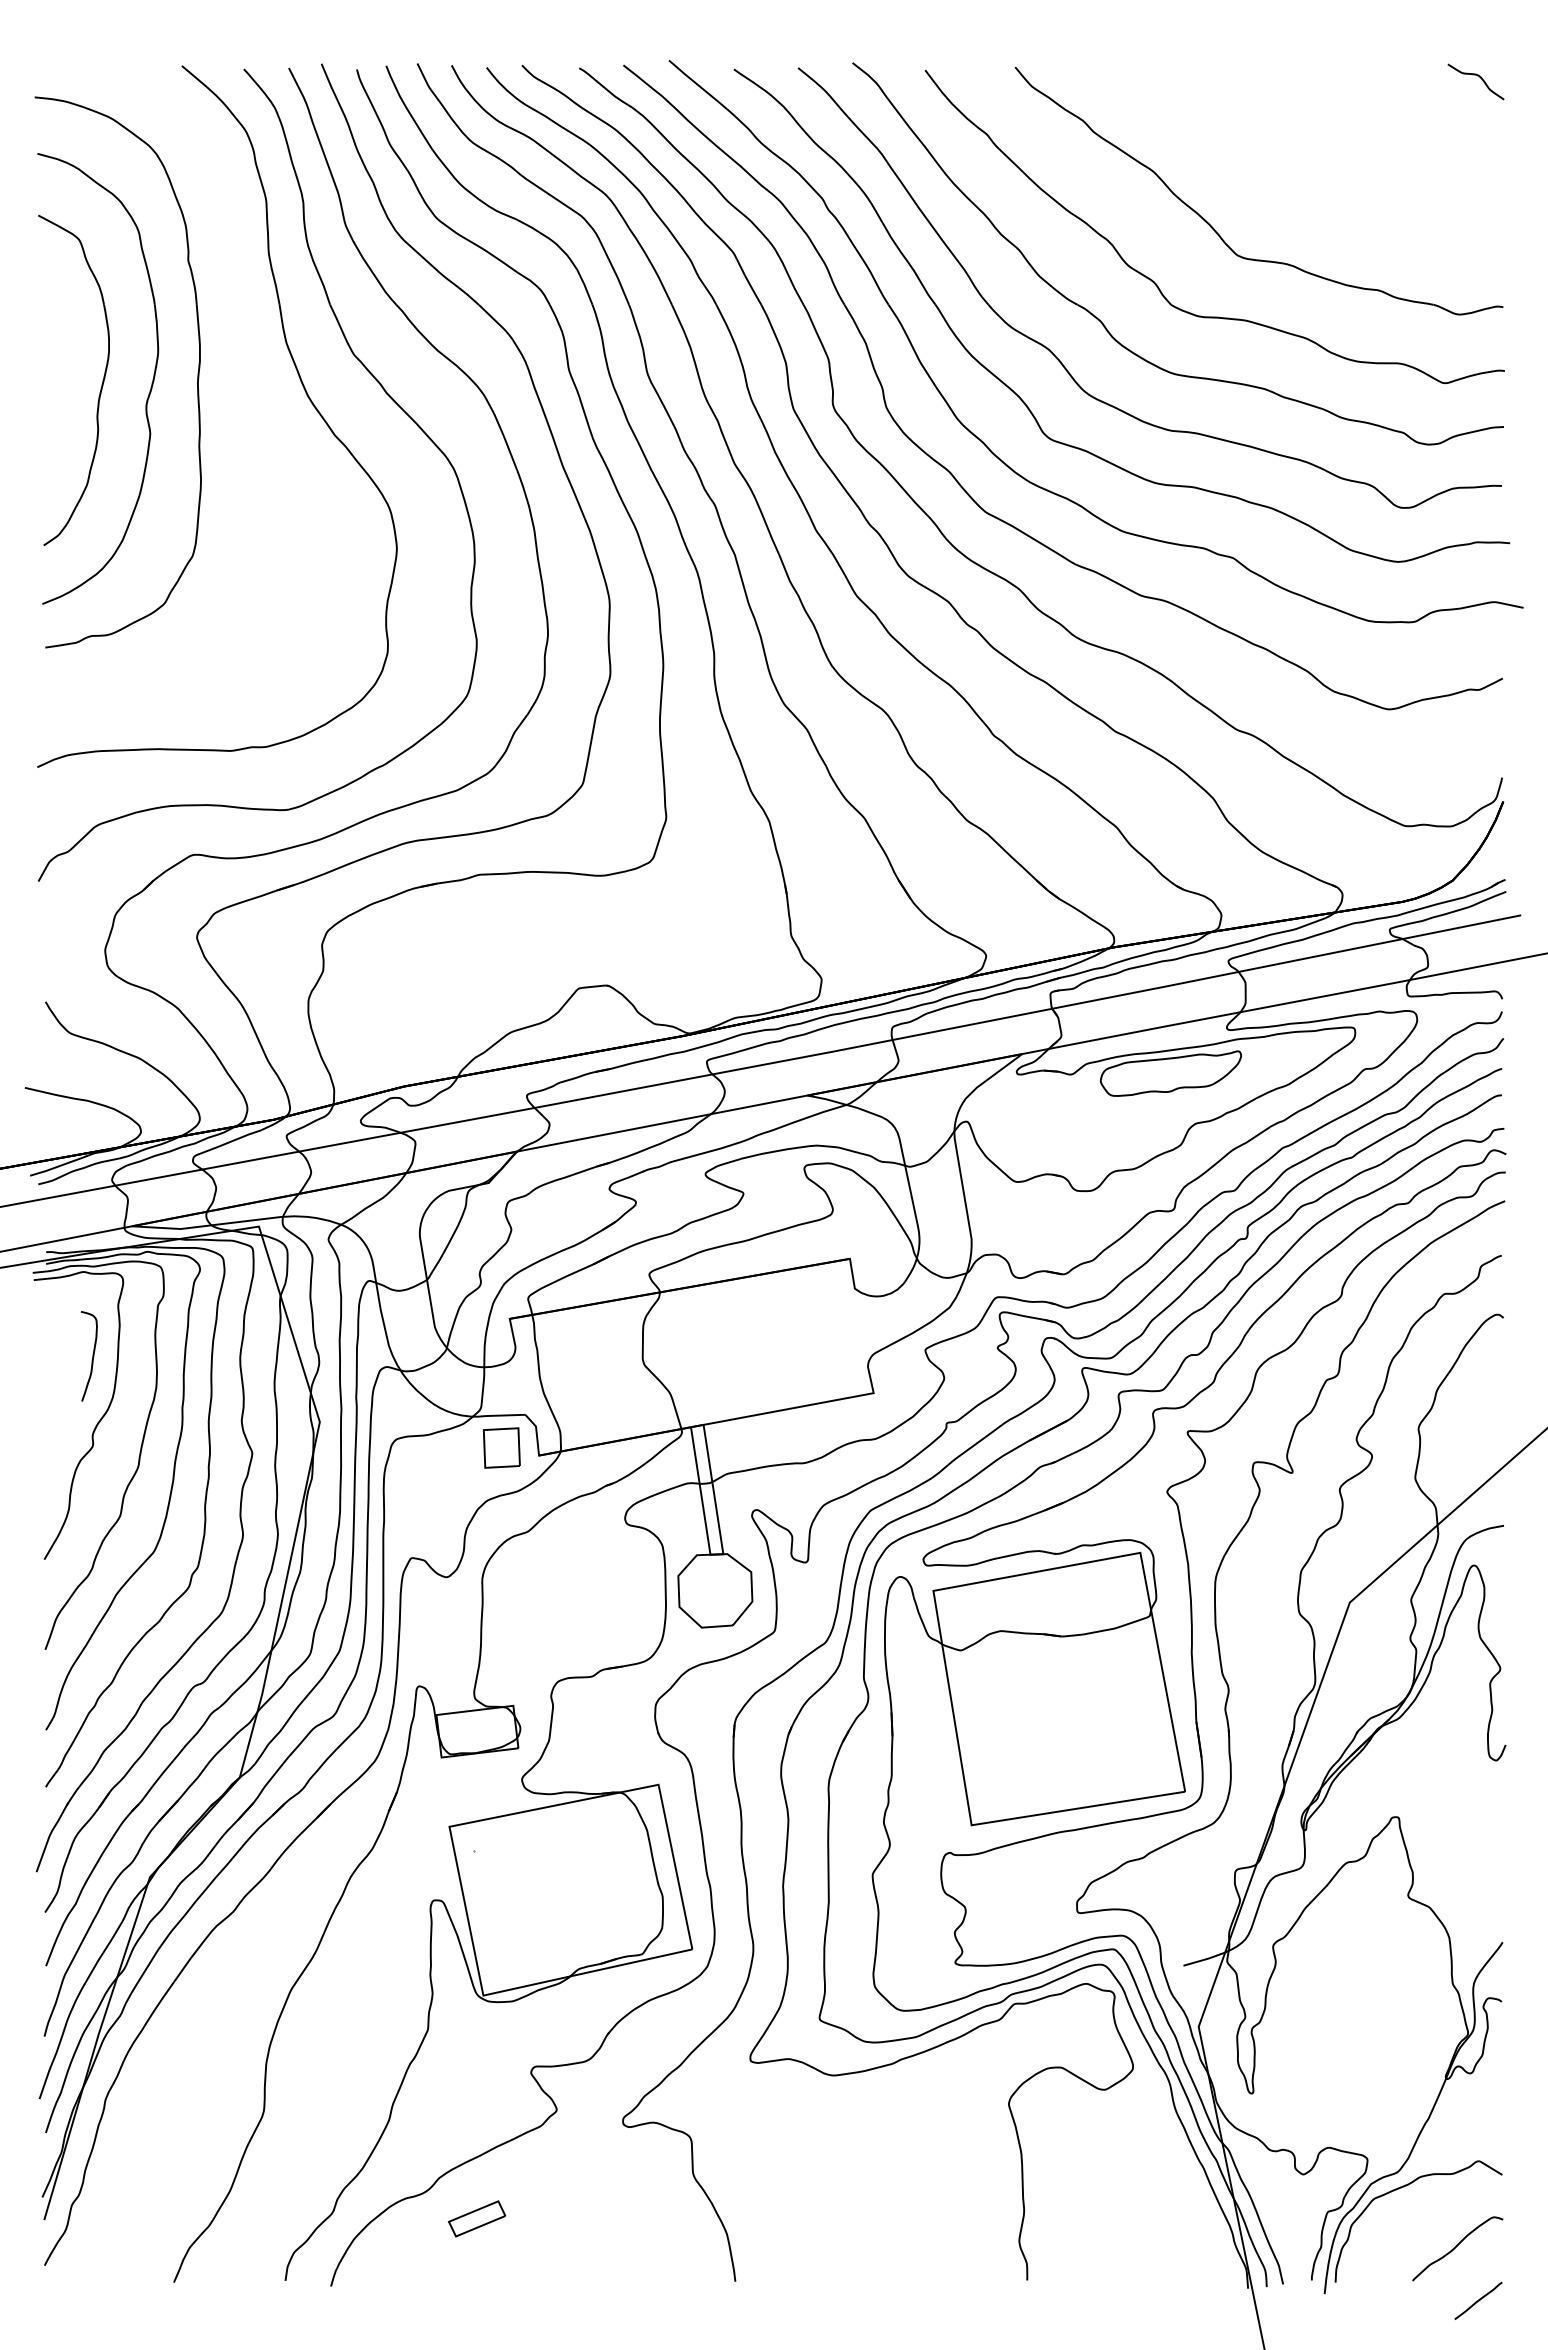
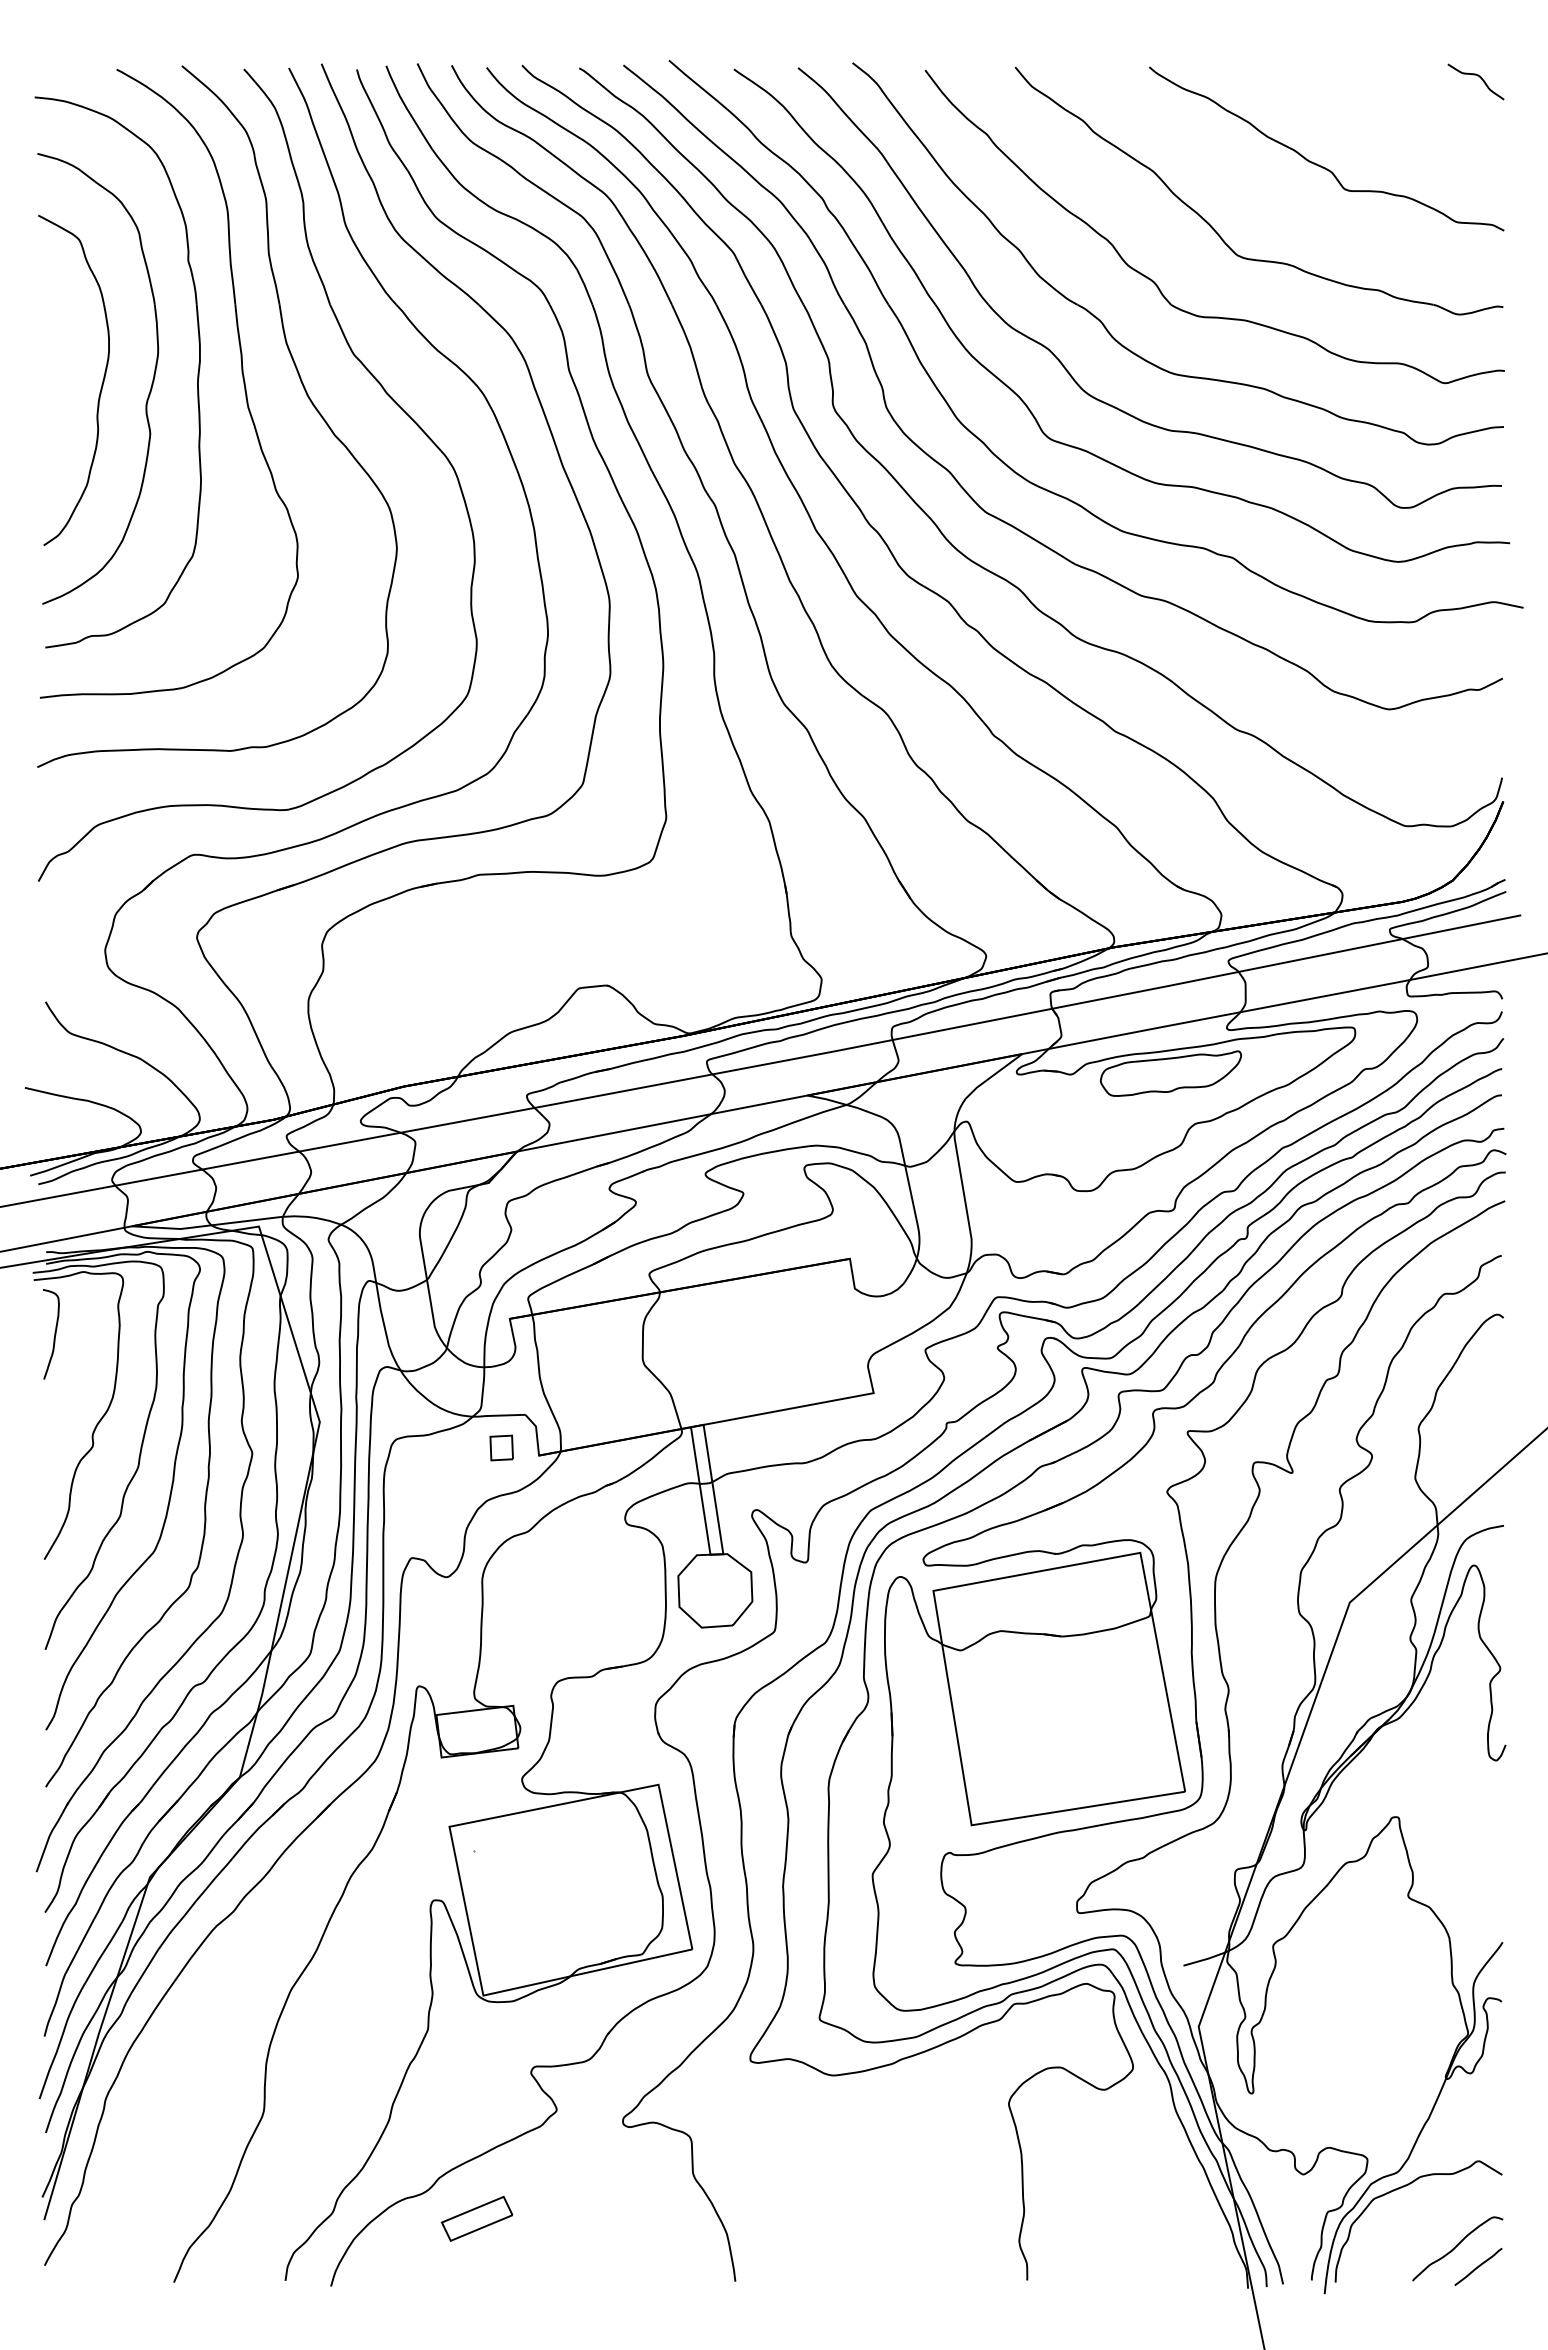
curve: none -> present (1319, 164)
part: none -> present (241, 372)
curve position: (92, 1356) -> (54, 1334) (54, 1334)
part size: 39x42 px -> 25x28 px (501, 1447)
part size: 60x38 px -> 74x46 px (476, 2218)
line position: (1478, 2300) -> (1478, 2266) (1478, 2266)
